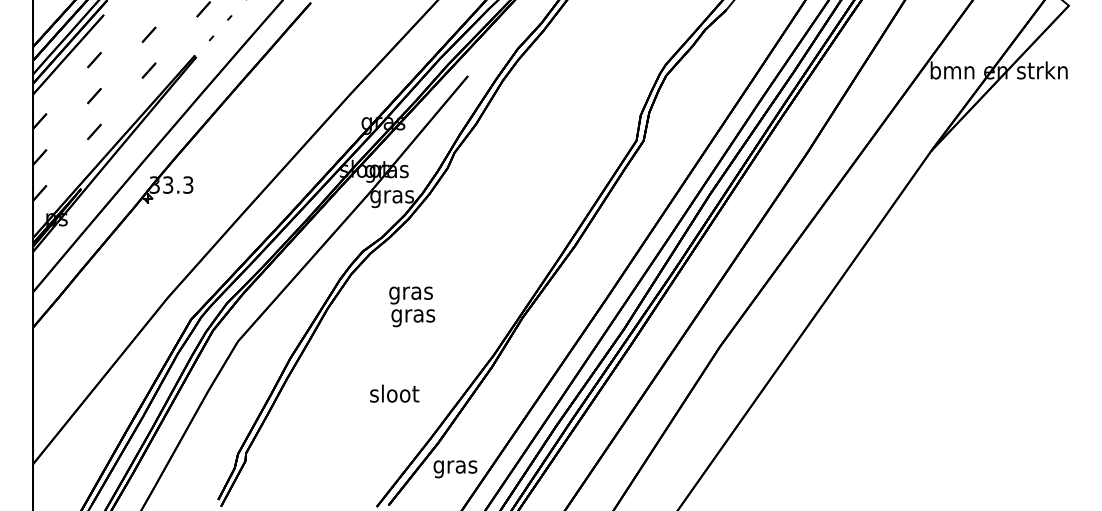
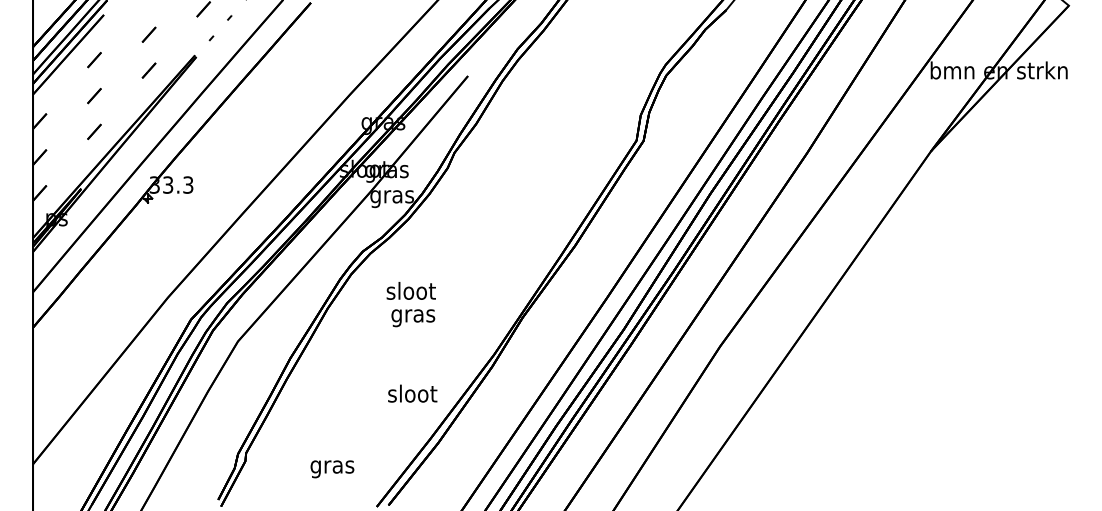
text: gras -> sloot (410, 292)
text position: (394, 393) -> (412, 393) (412, 393)
text position: (455, 469) -> (332, 469) (332, 469)
